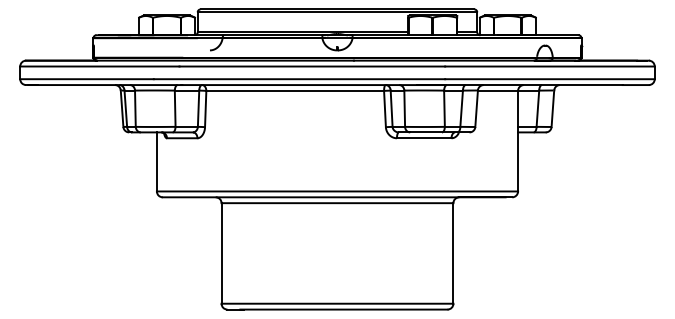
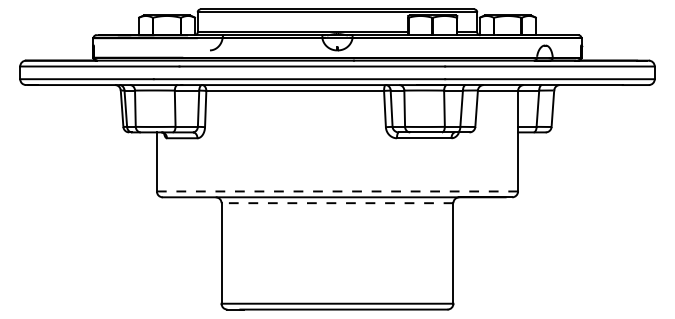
line: solid -> dashed (337, 191)
line: solid -> dashed (337, 203)
